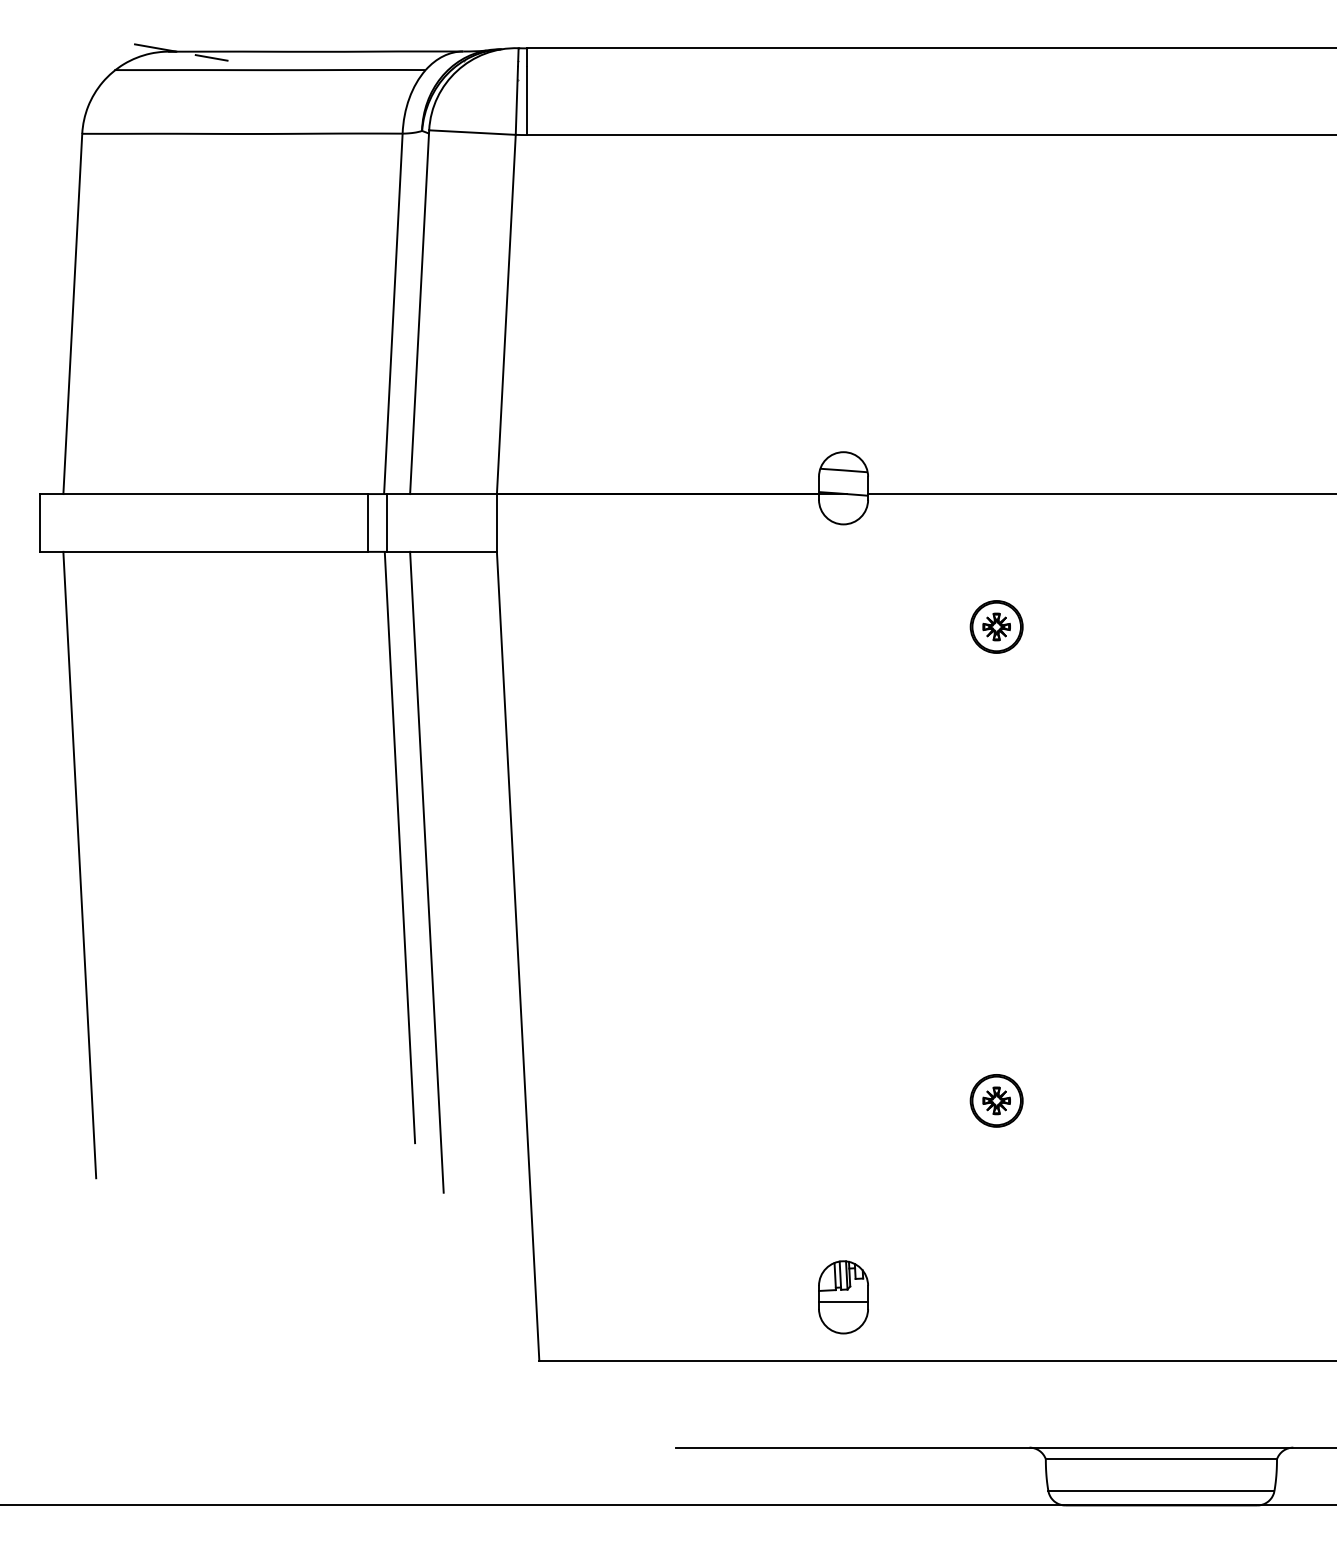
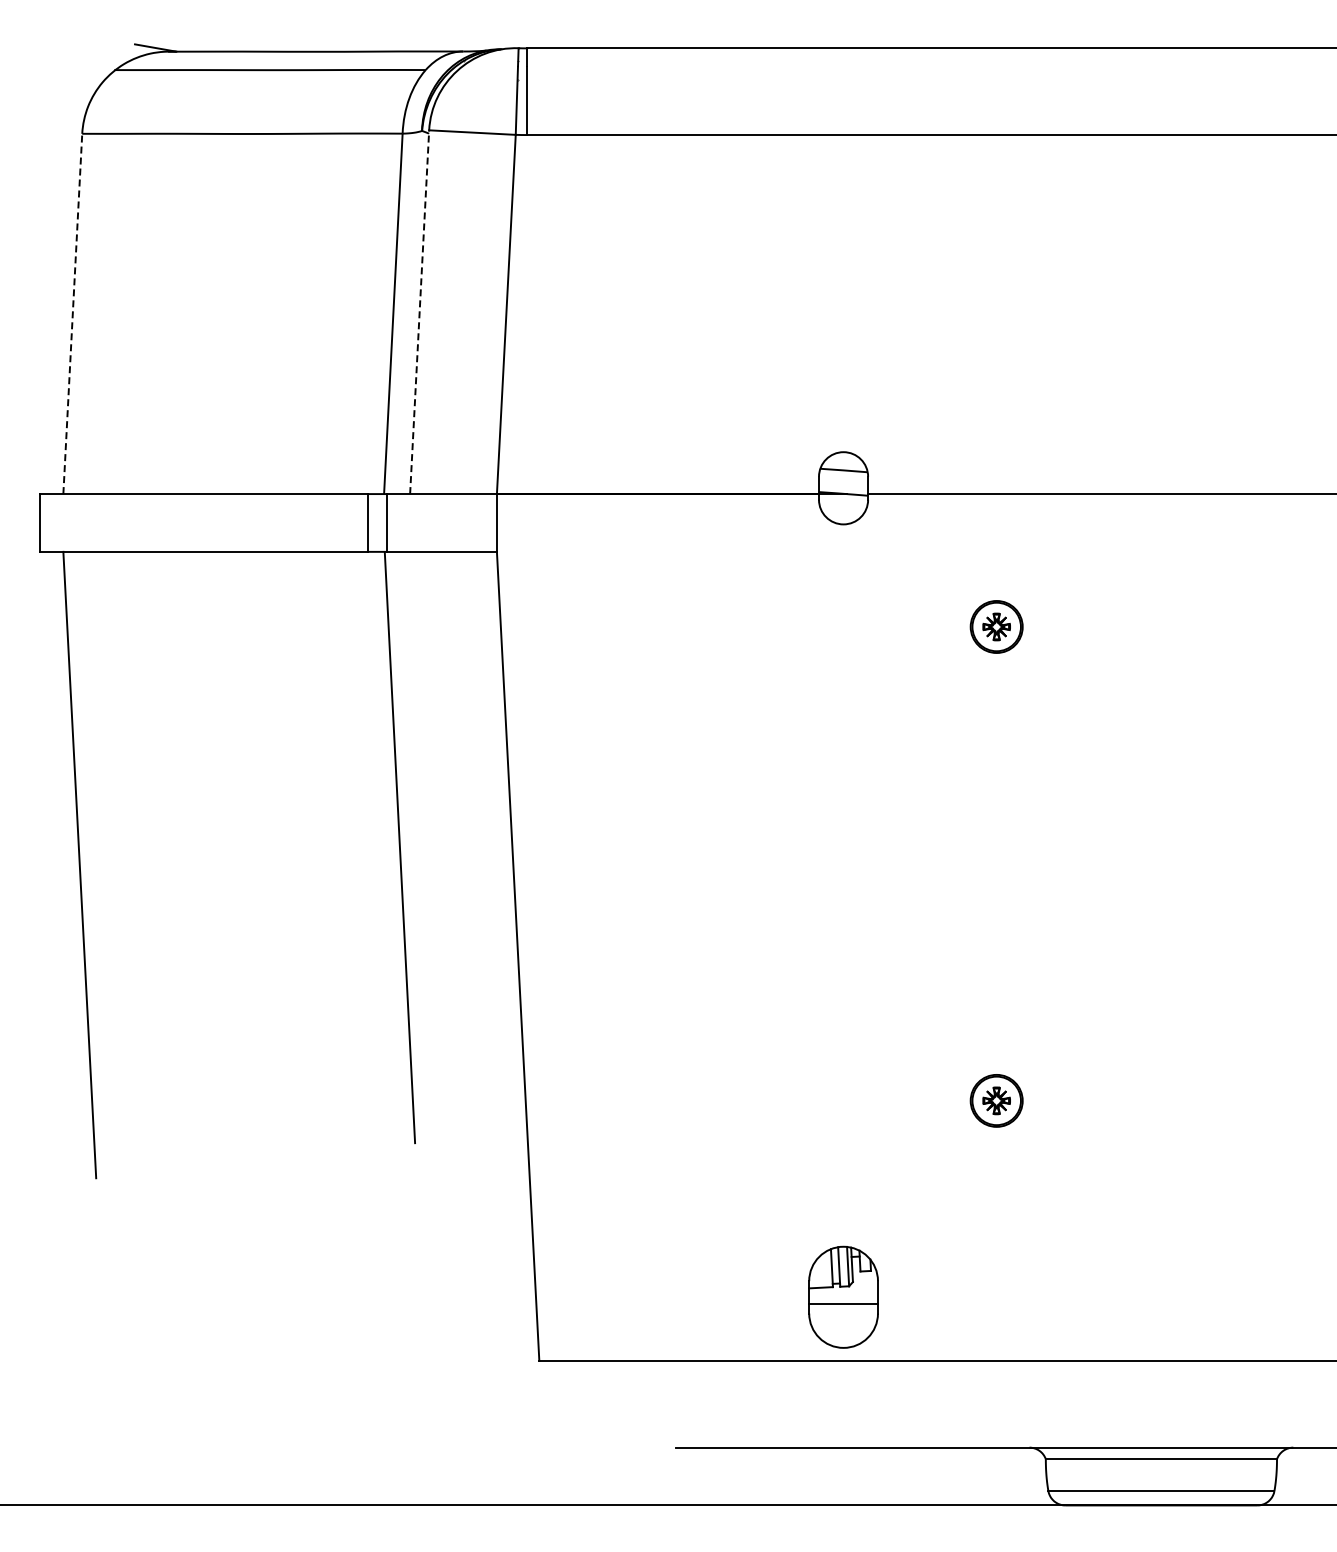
line: present -> none (211, 57)
line: solid -> dashed (419, 311)
line: solid -> dashed (72, 313)
line: present -> none (426, 871)
part size: 51x75 px -> 71x104 px (843, 1296)
